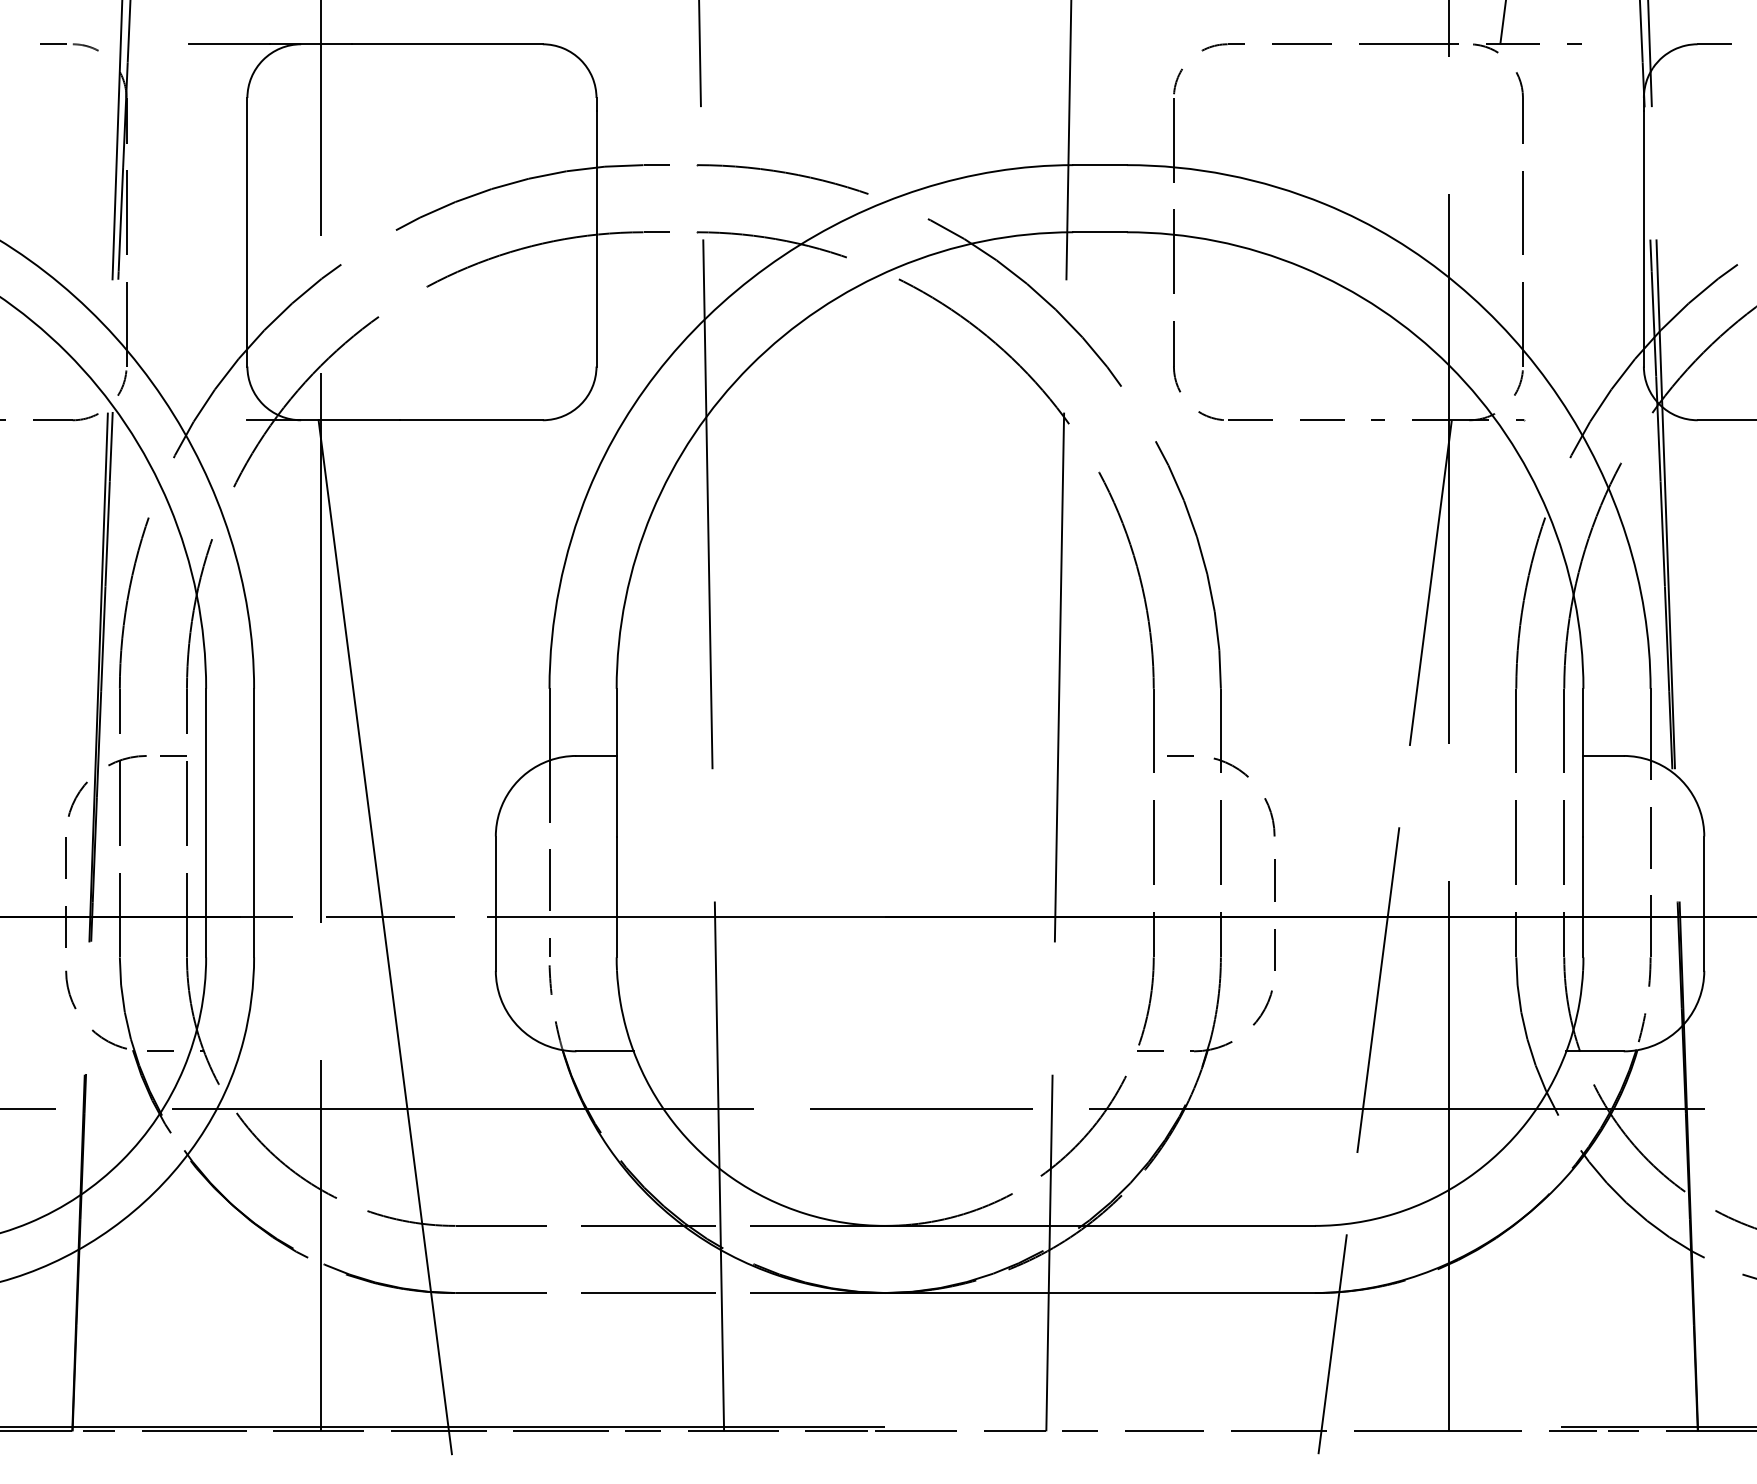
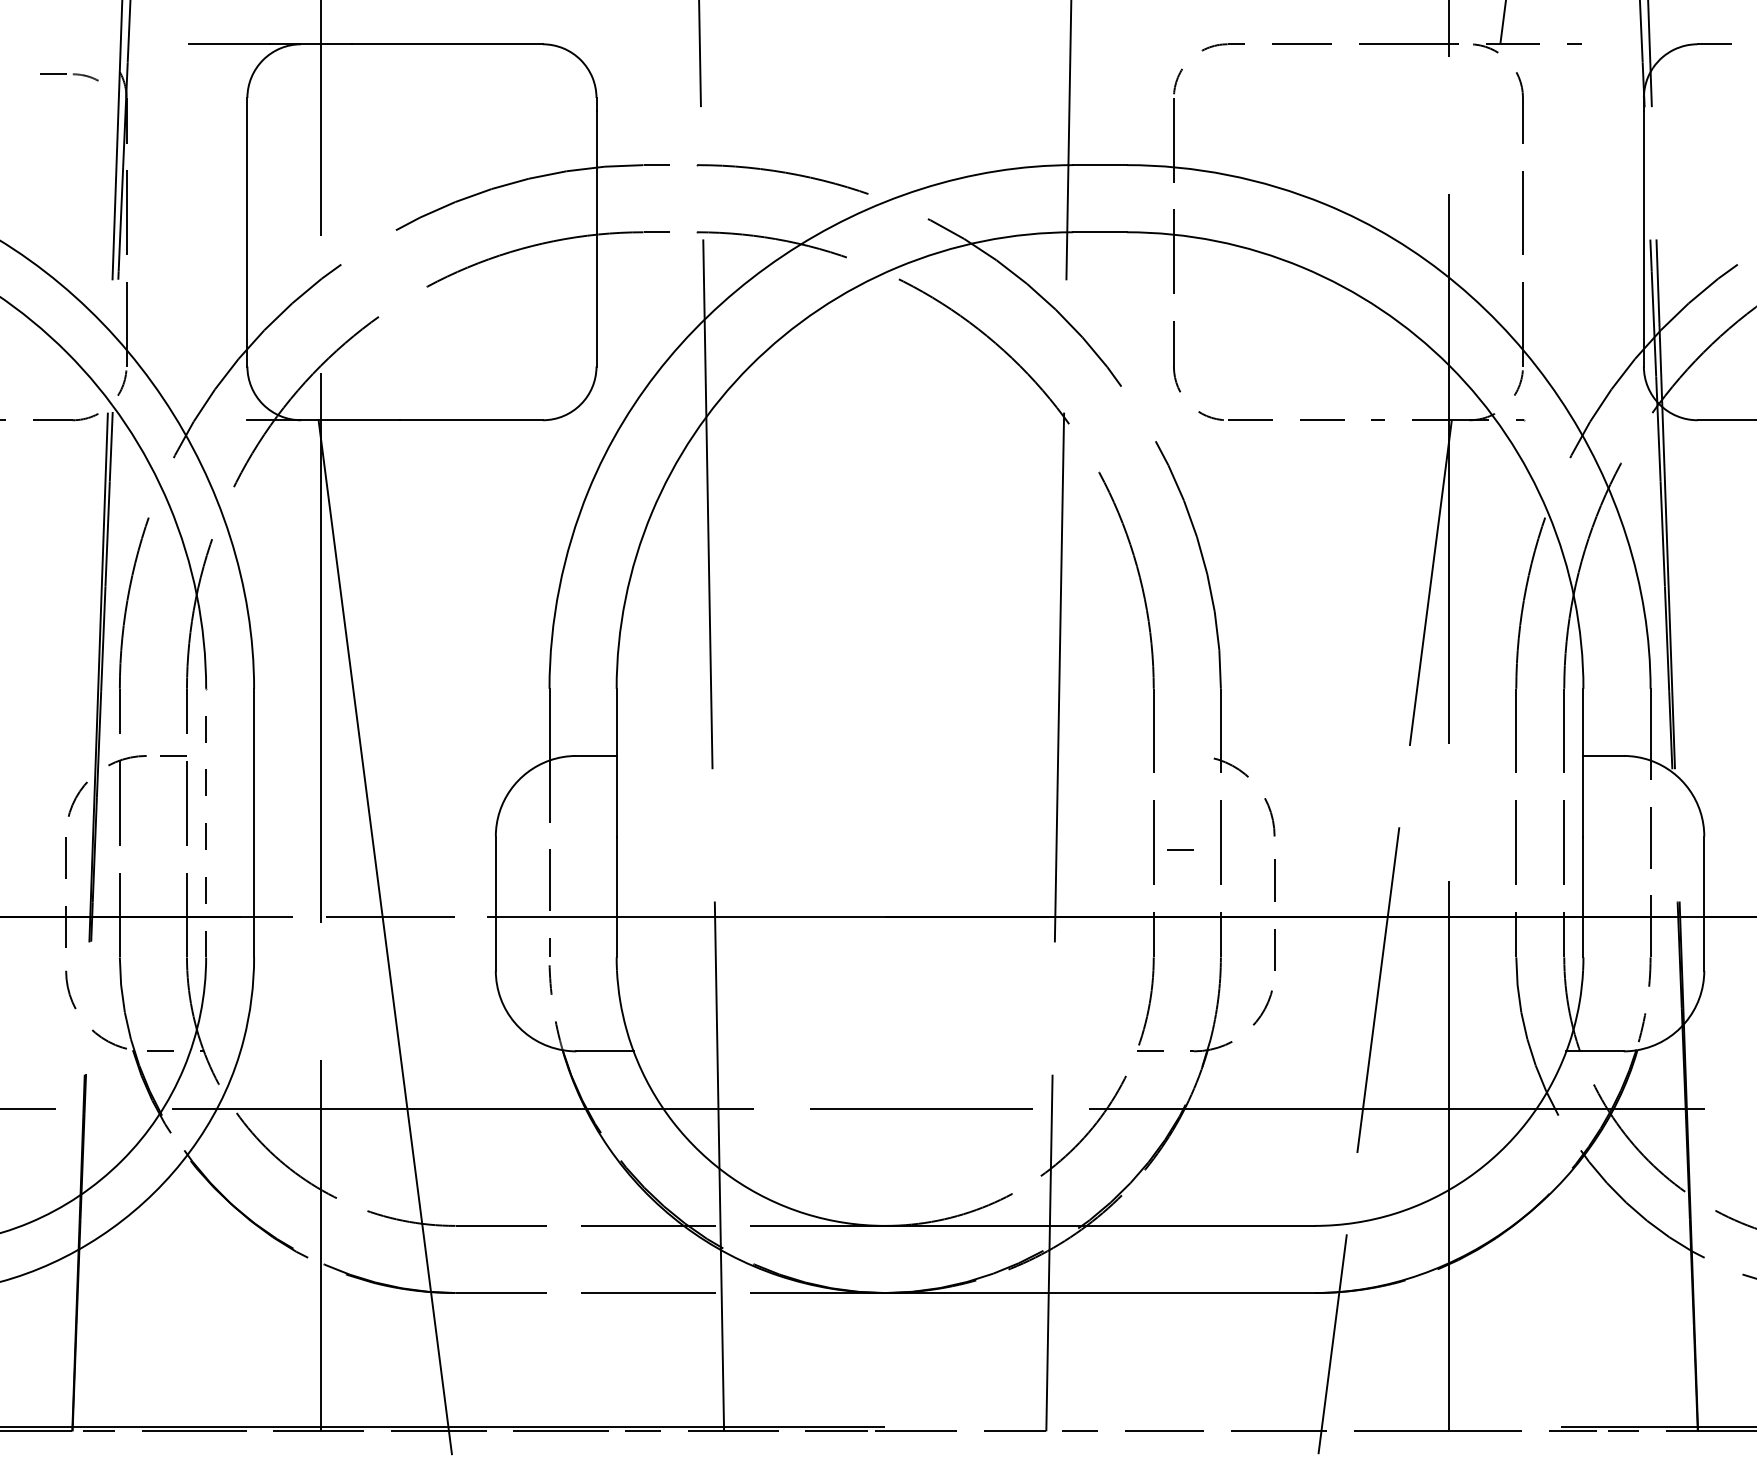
part position: (69, 47) -> (69, 77) (69, 77)
line position: (1180, 755) -> (1180, 849) (1180, 849)
line: solid -> dashed (206, 822)
